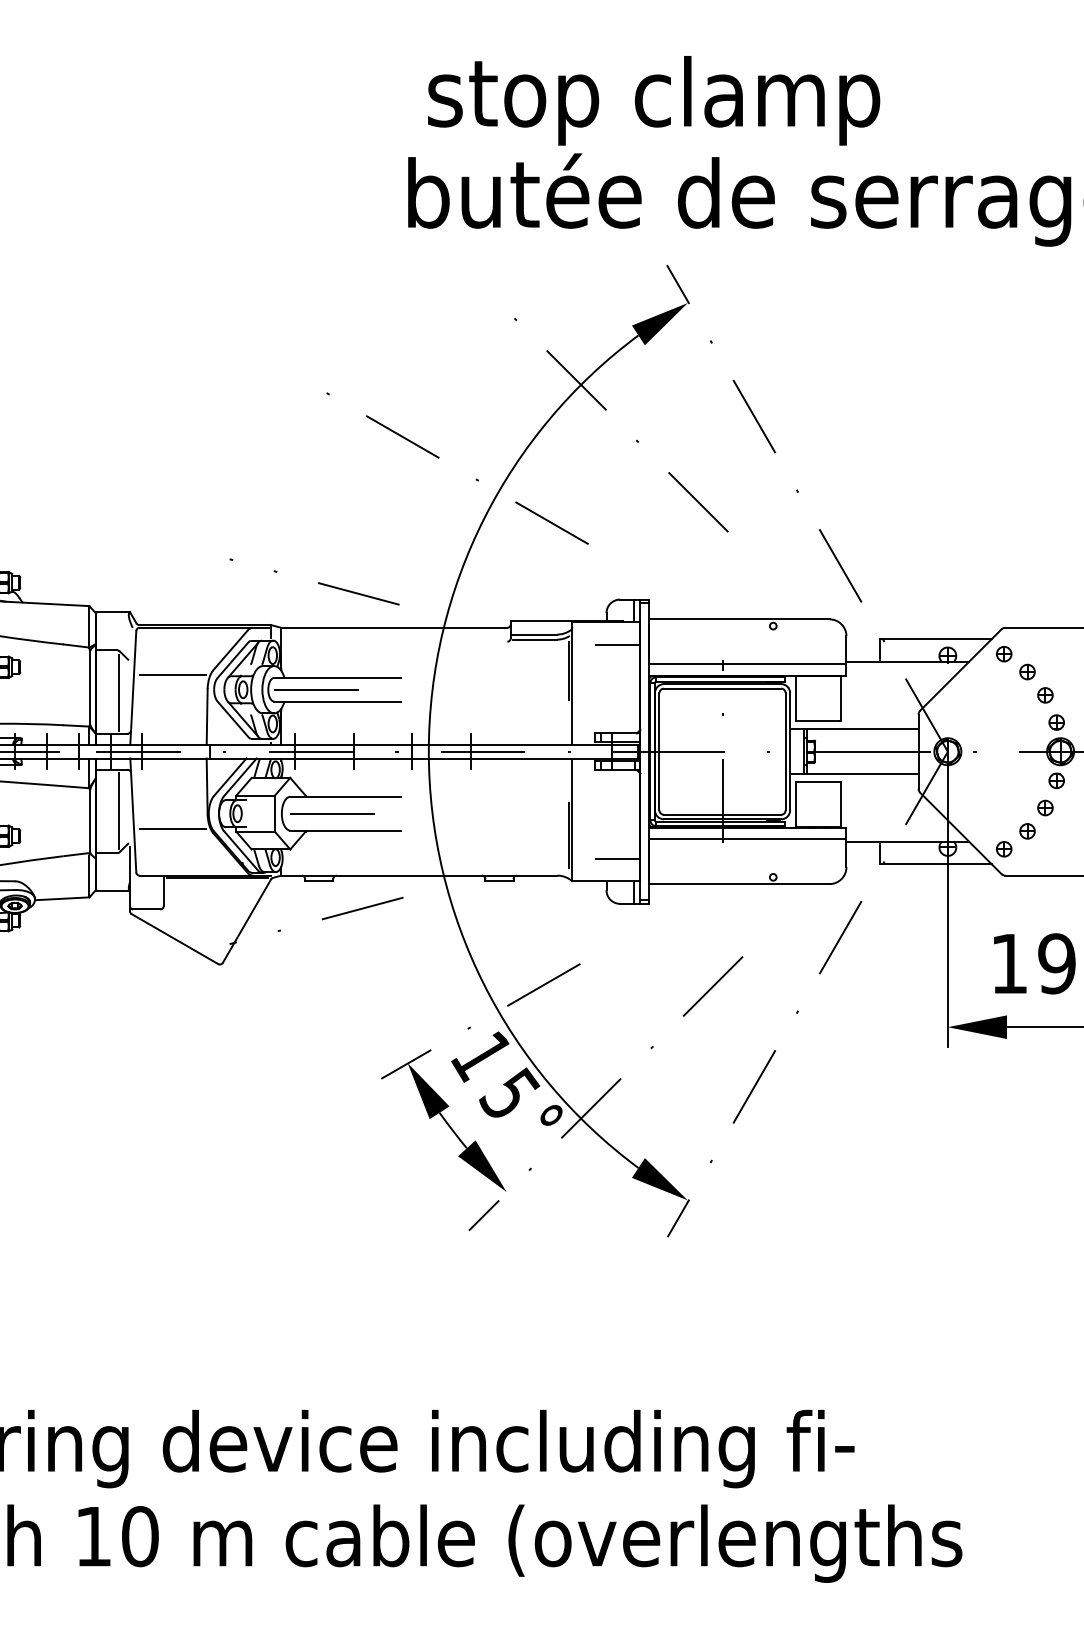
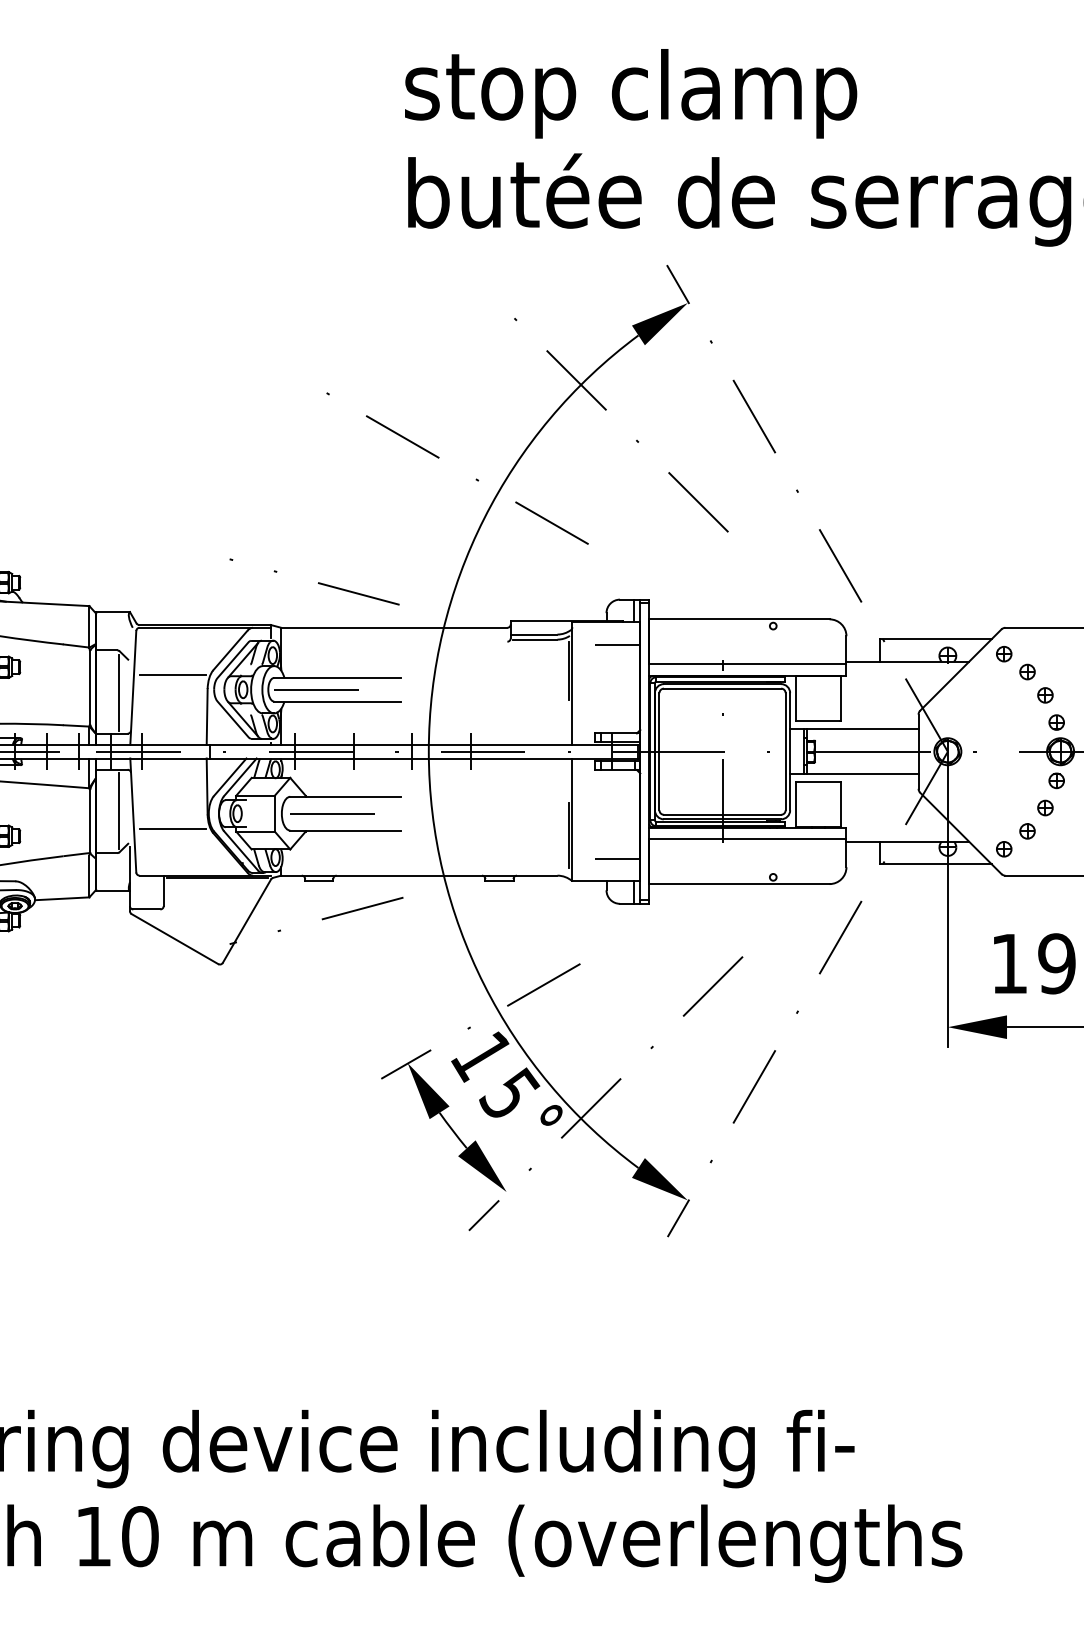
text position: (654, 100) -> (631, 93) (631, 93)
